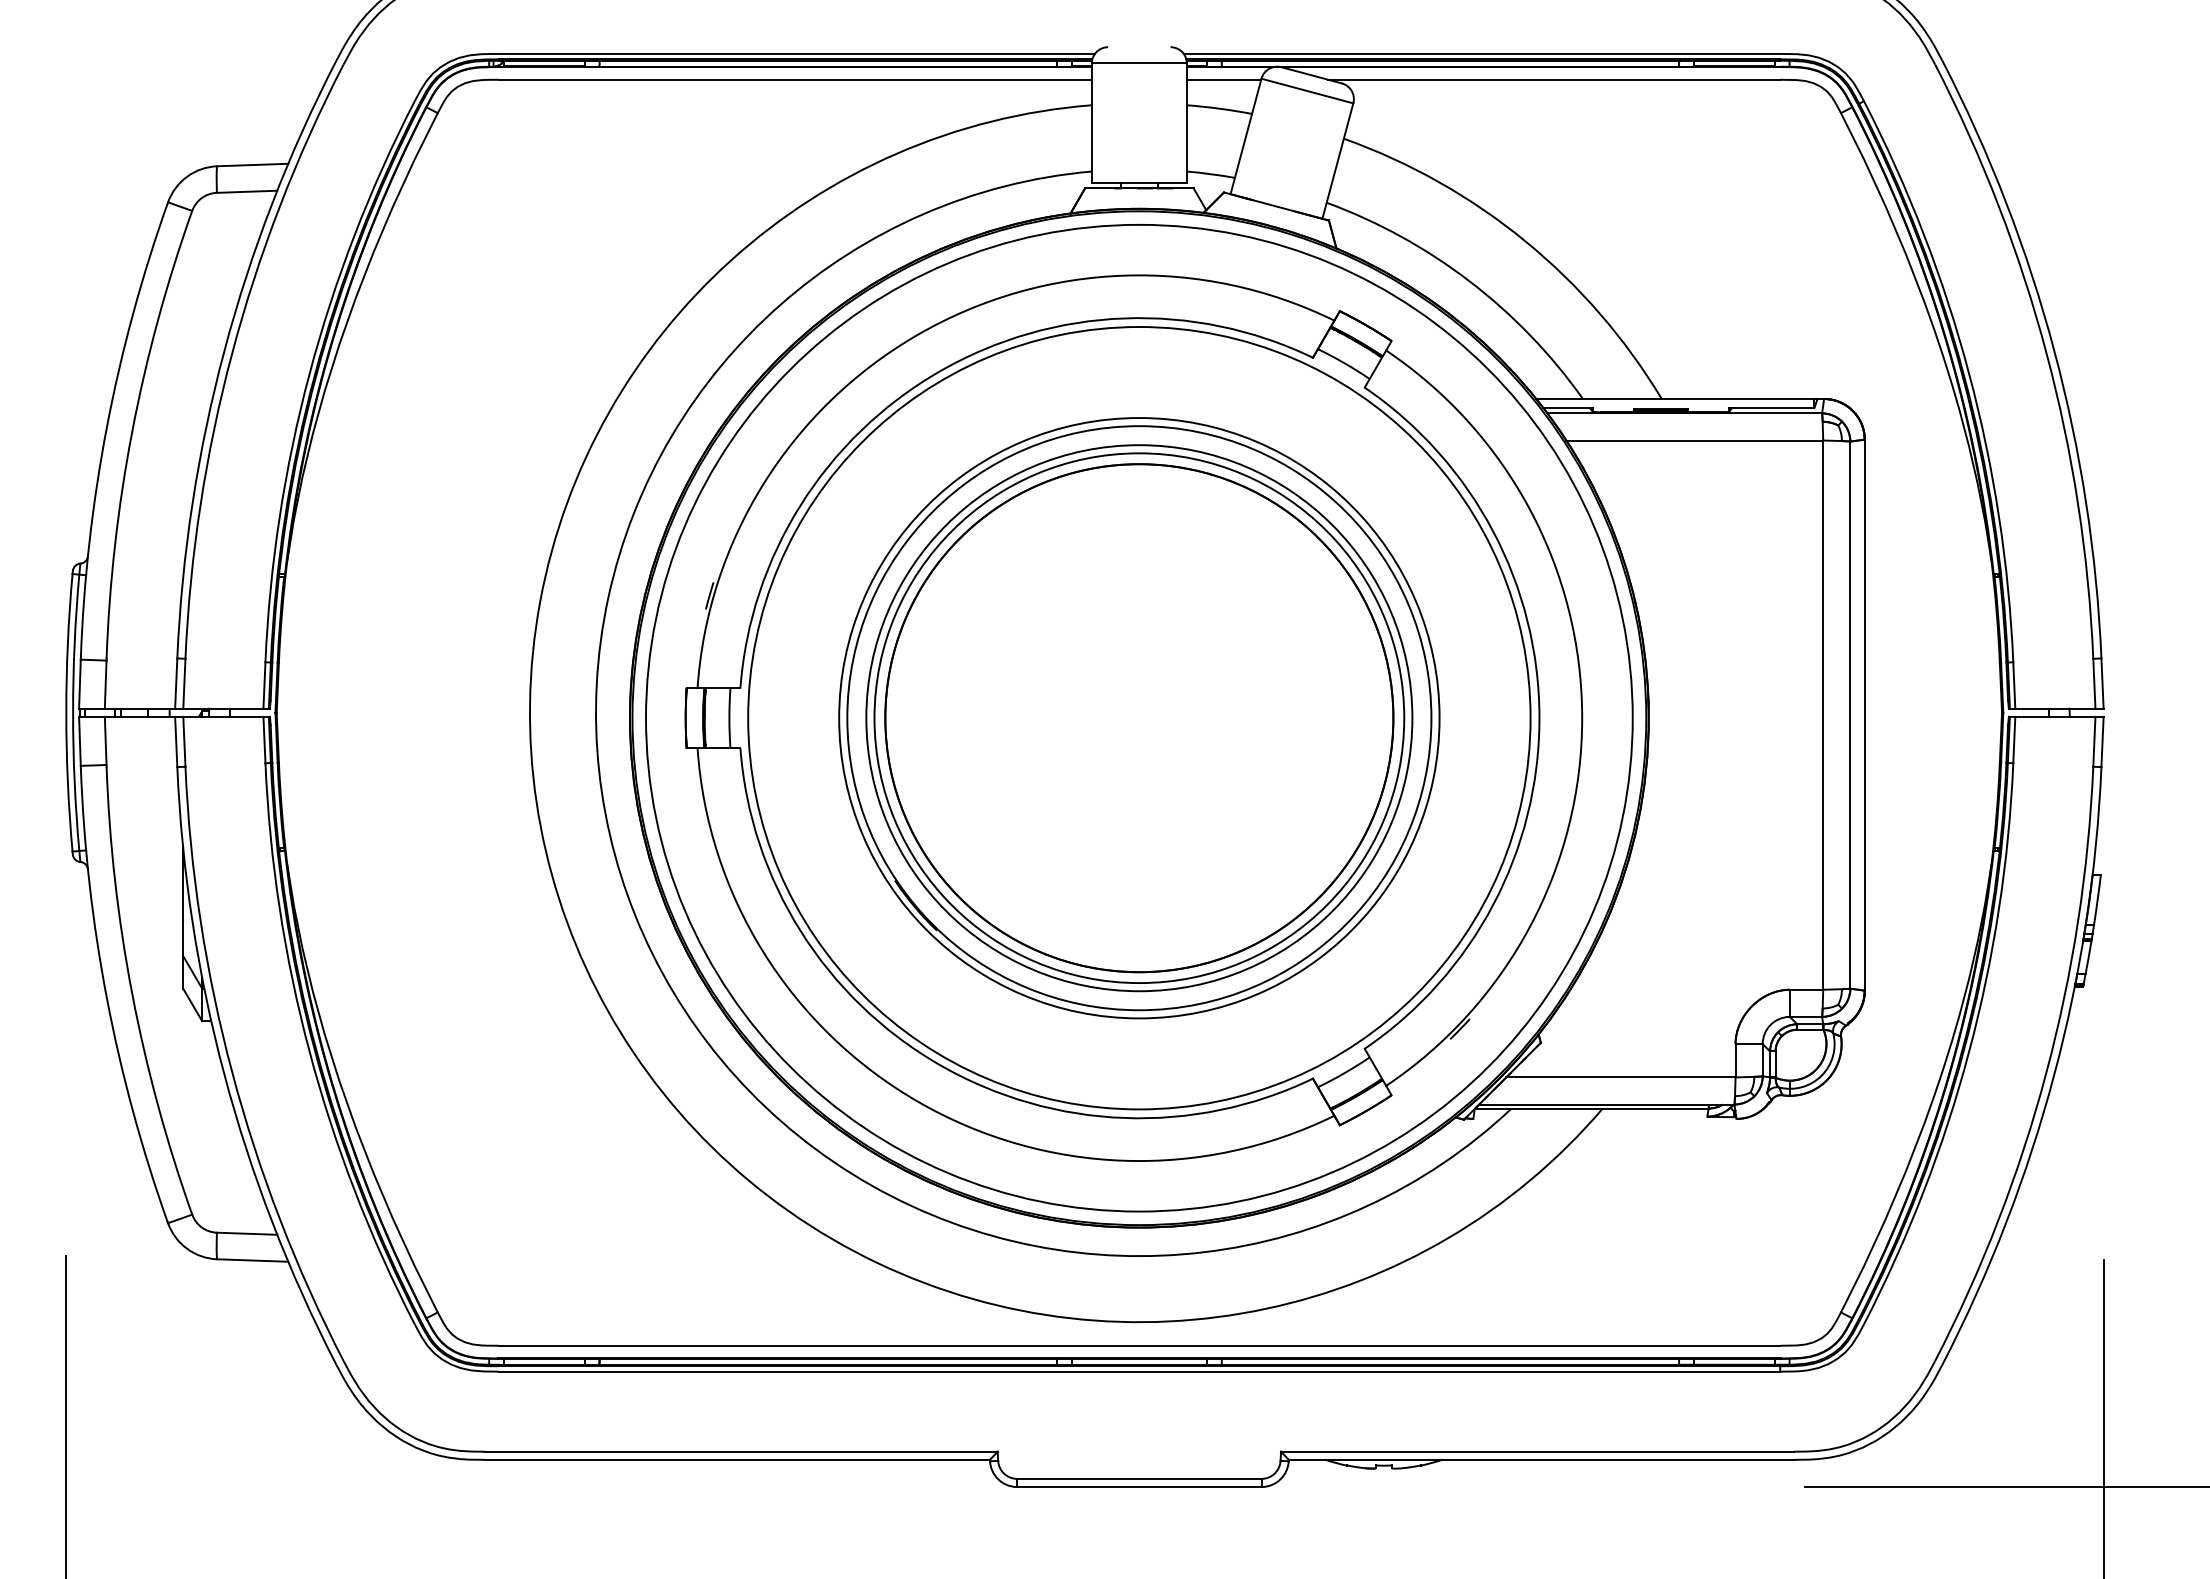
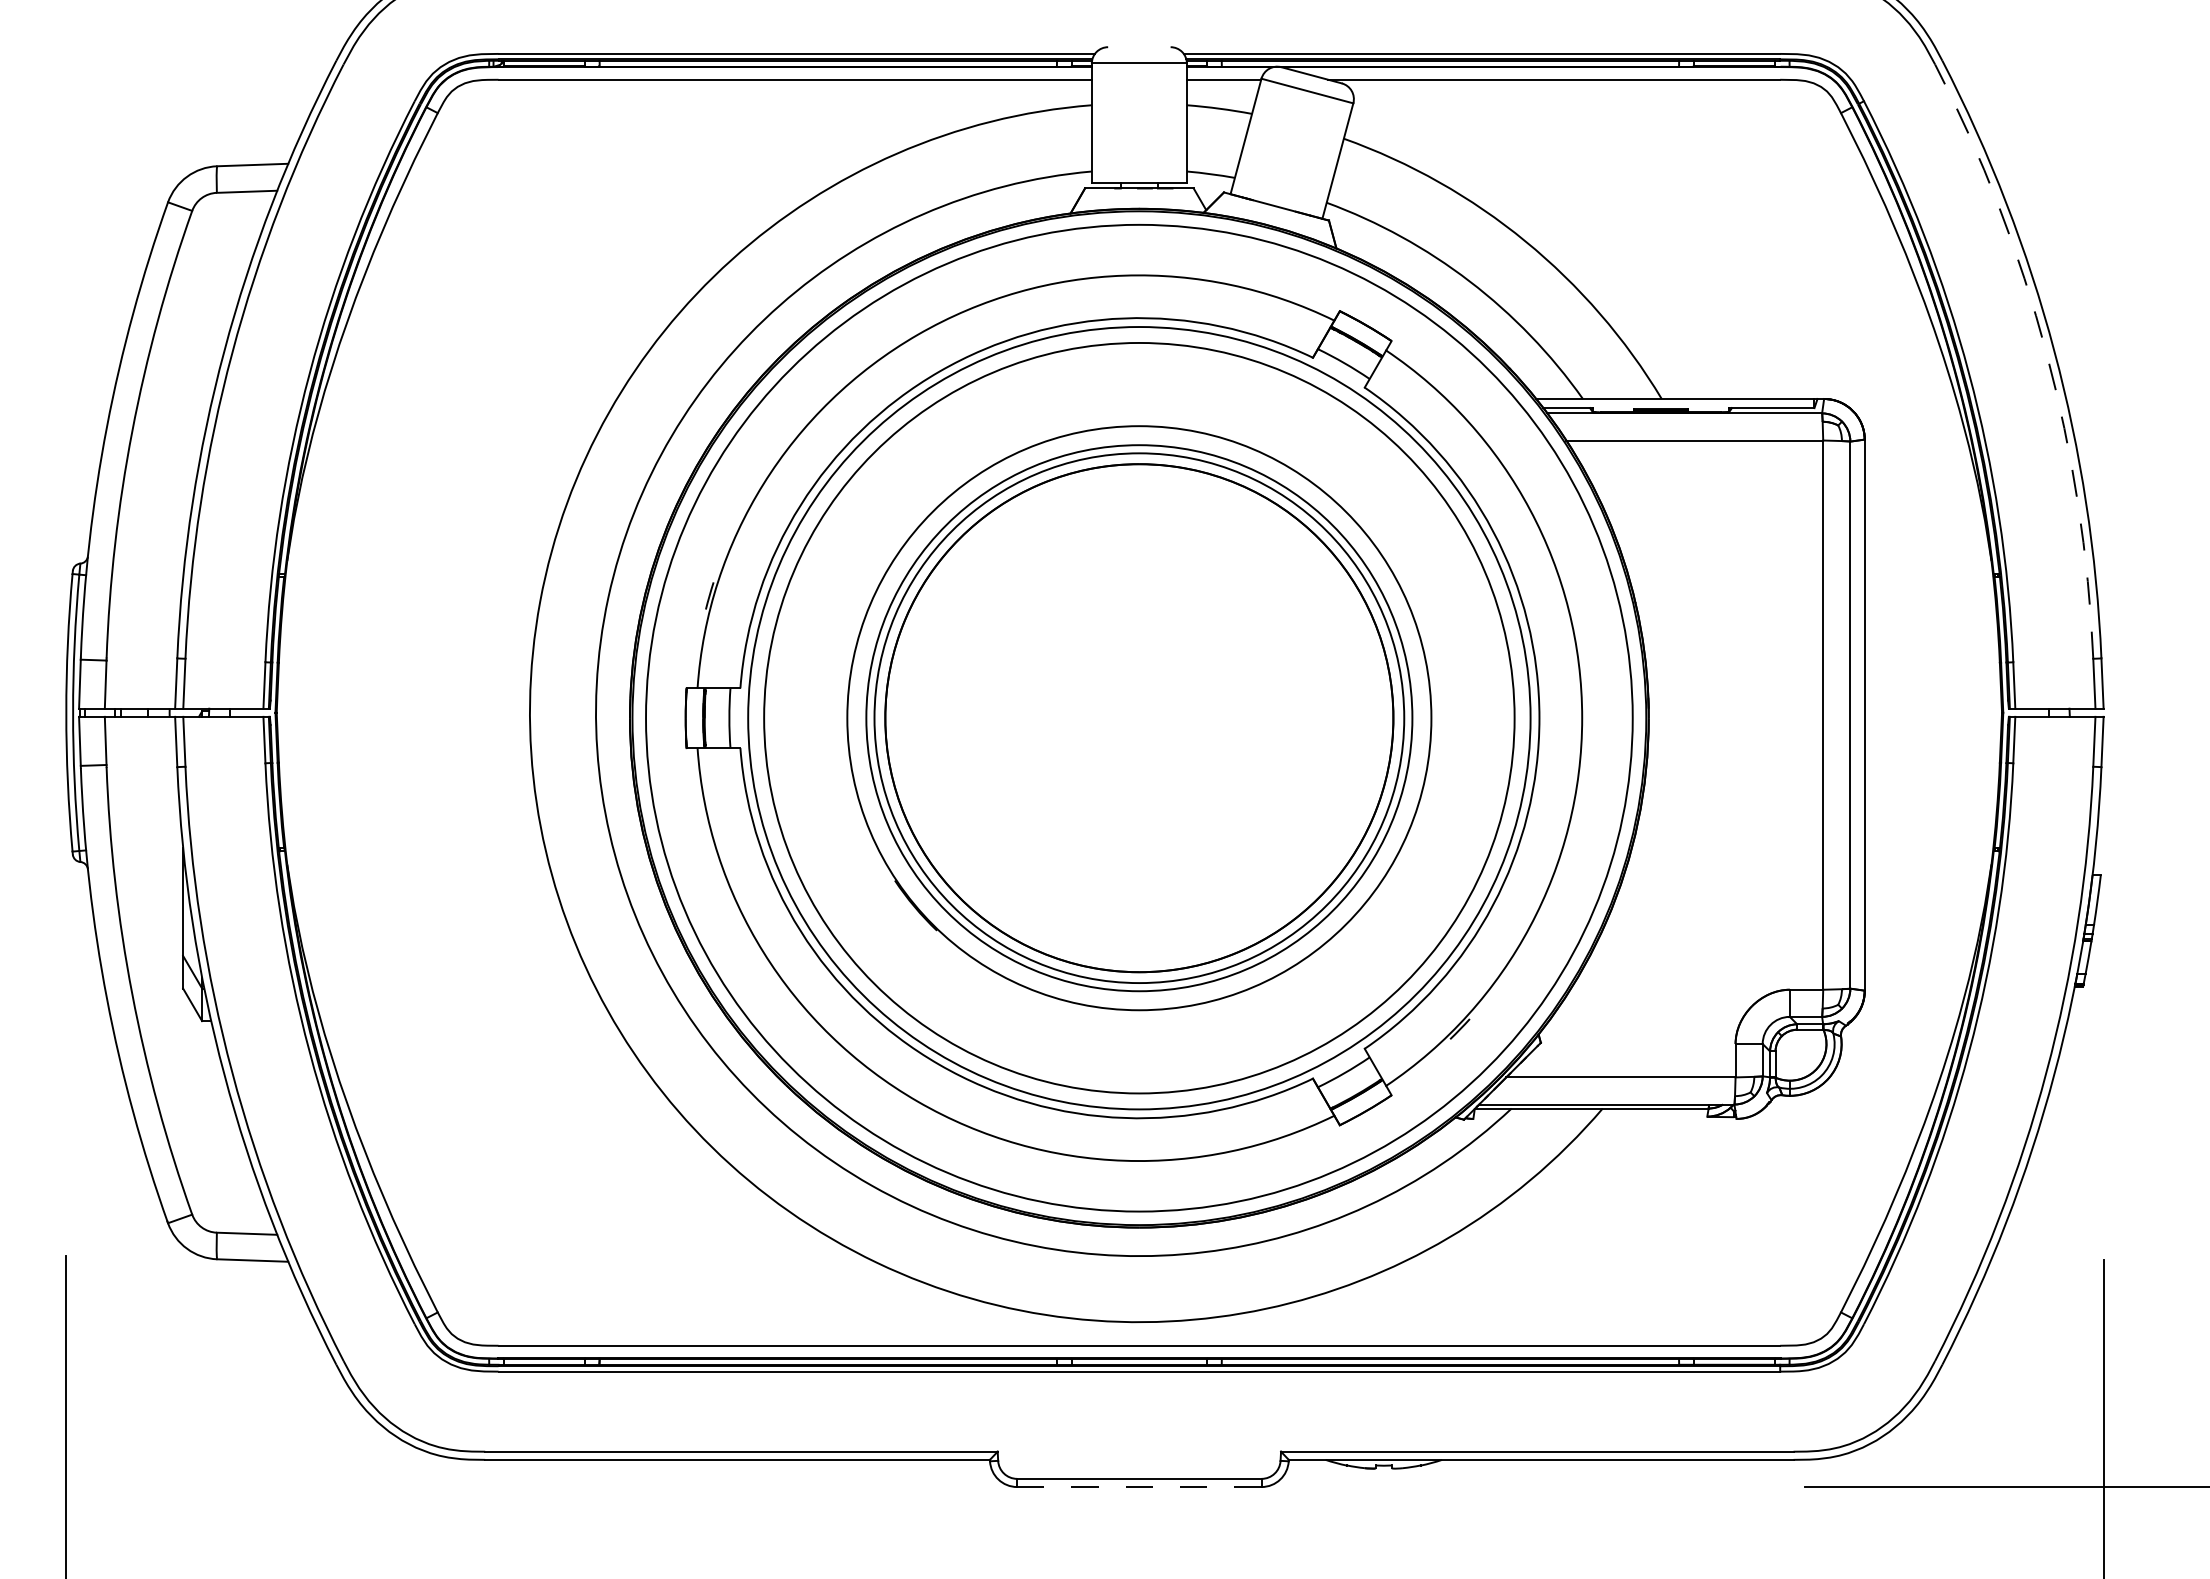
arc: solid -> dashed (2046, 353)
circle diameter: 600 px -> 750 px (1139, 717)
line: solid -> dashed (1138, 1487)
